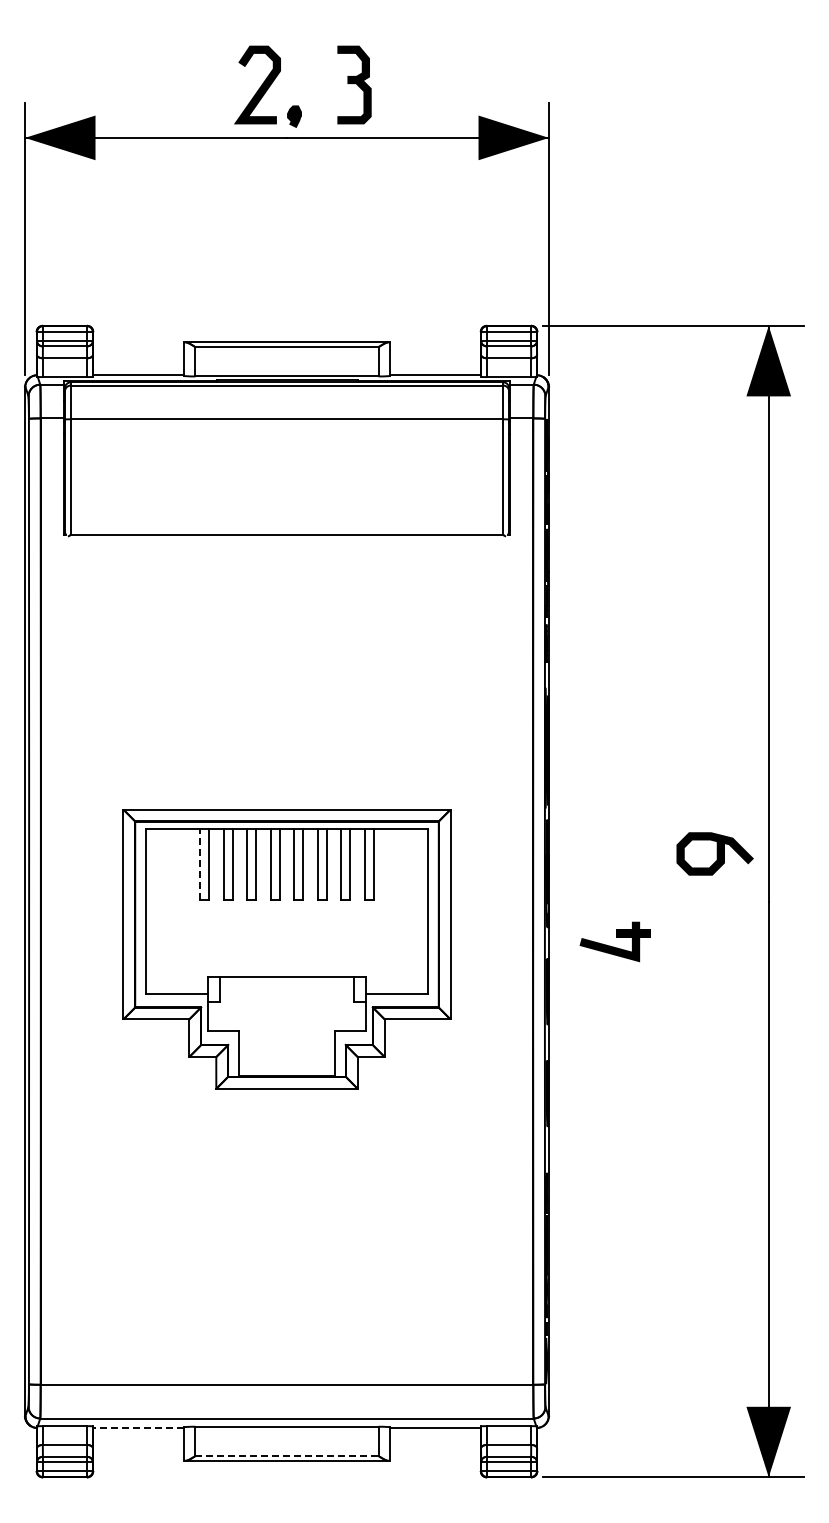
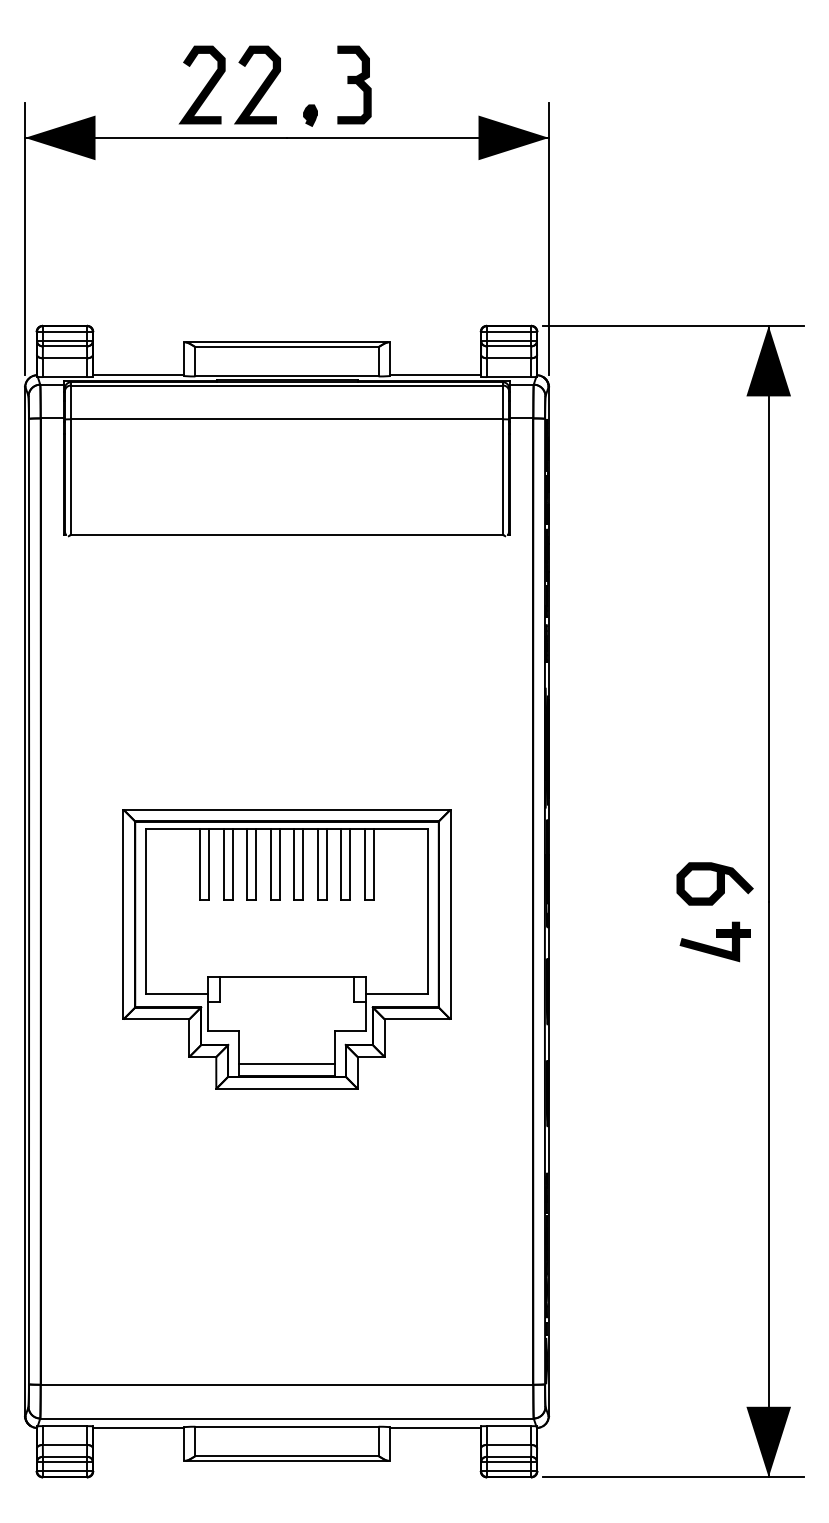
curve: none -> present (205, 85)
part position: (294, 116) -> (310, 115) (310, 115)
curve position: (716, 853) -> (716, 883) (716, 883)
line: dashed -> solid (200, 864)
part position: (614, 941) -> (714, 941) (714, 941)
line: none -> present (286, 1064)
line: dashed -> solid (137, 1427)
line: dashed -> solid (287, 1456)
